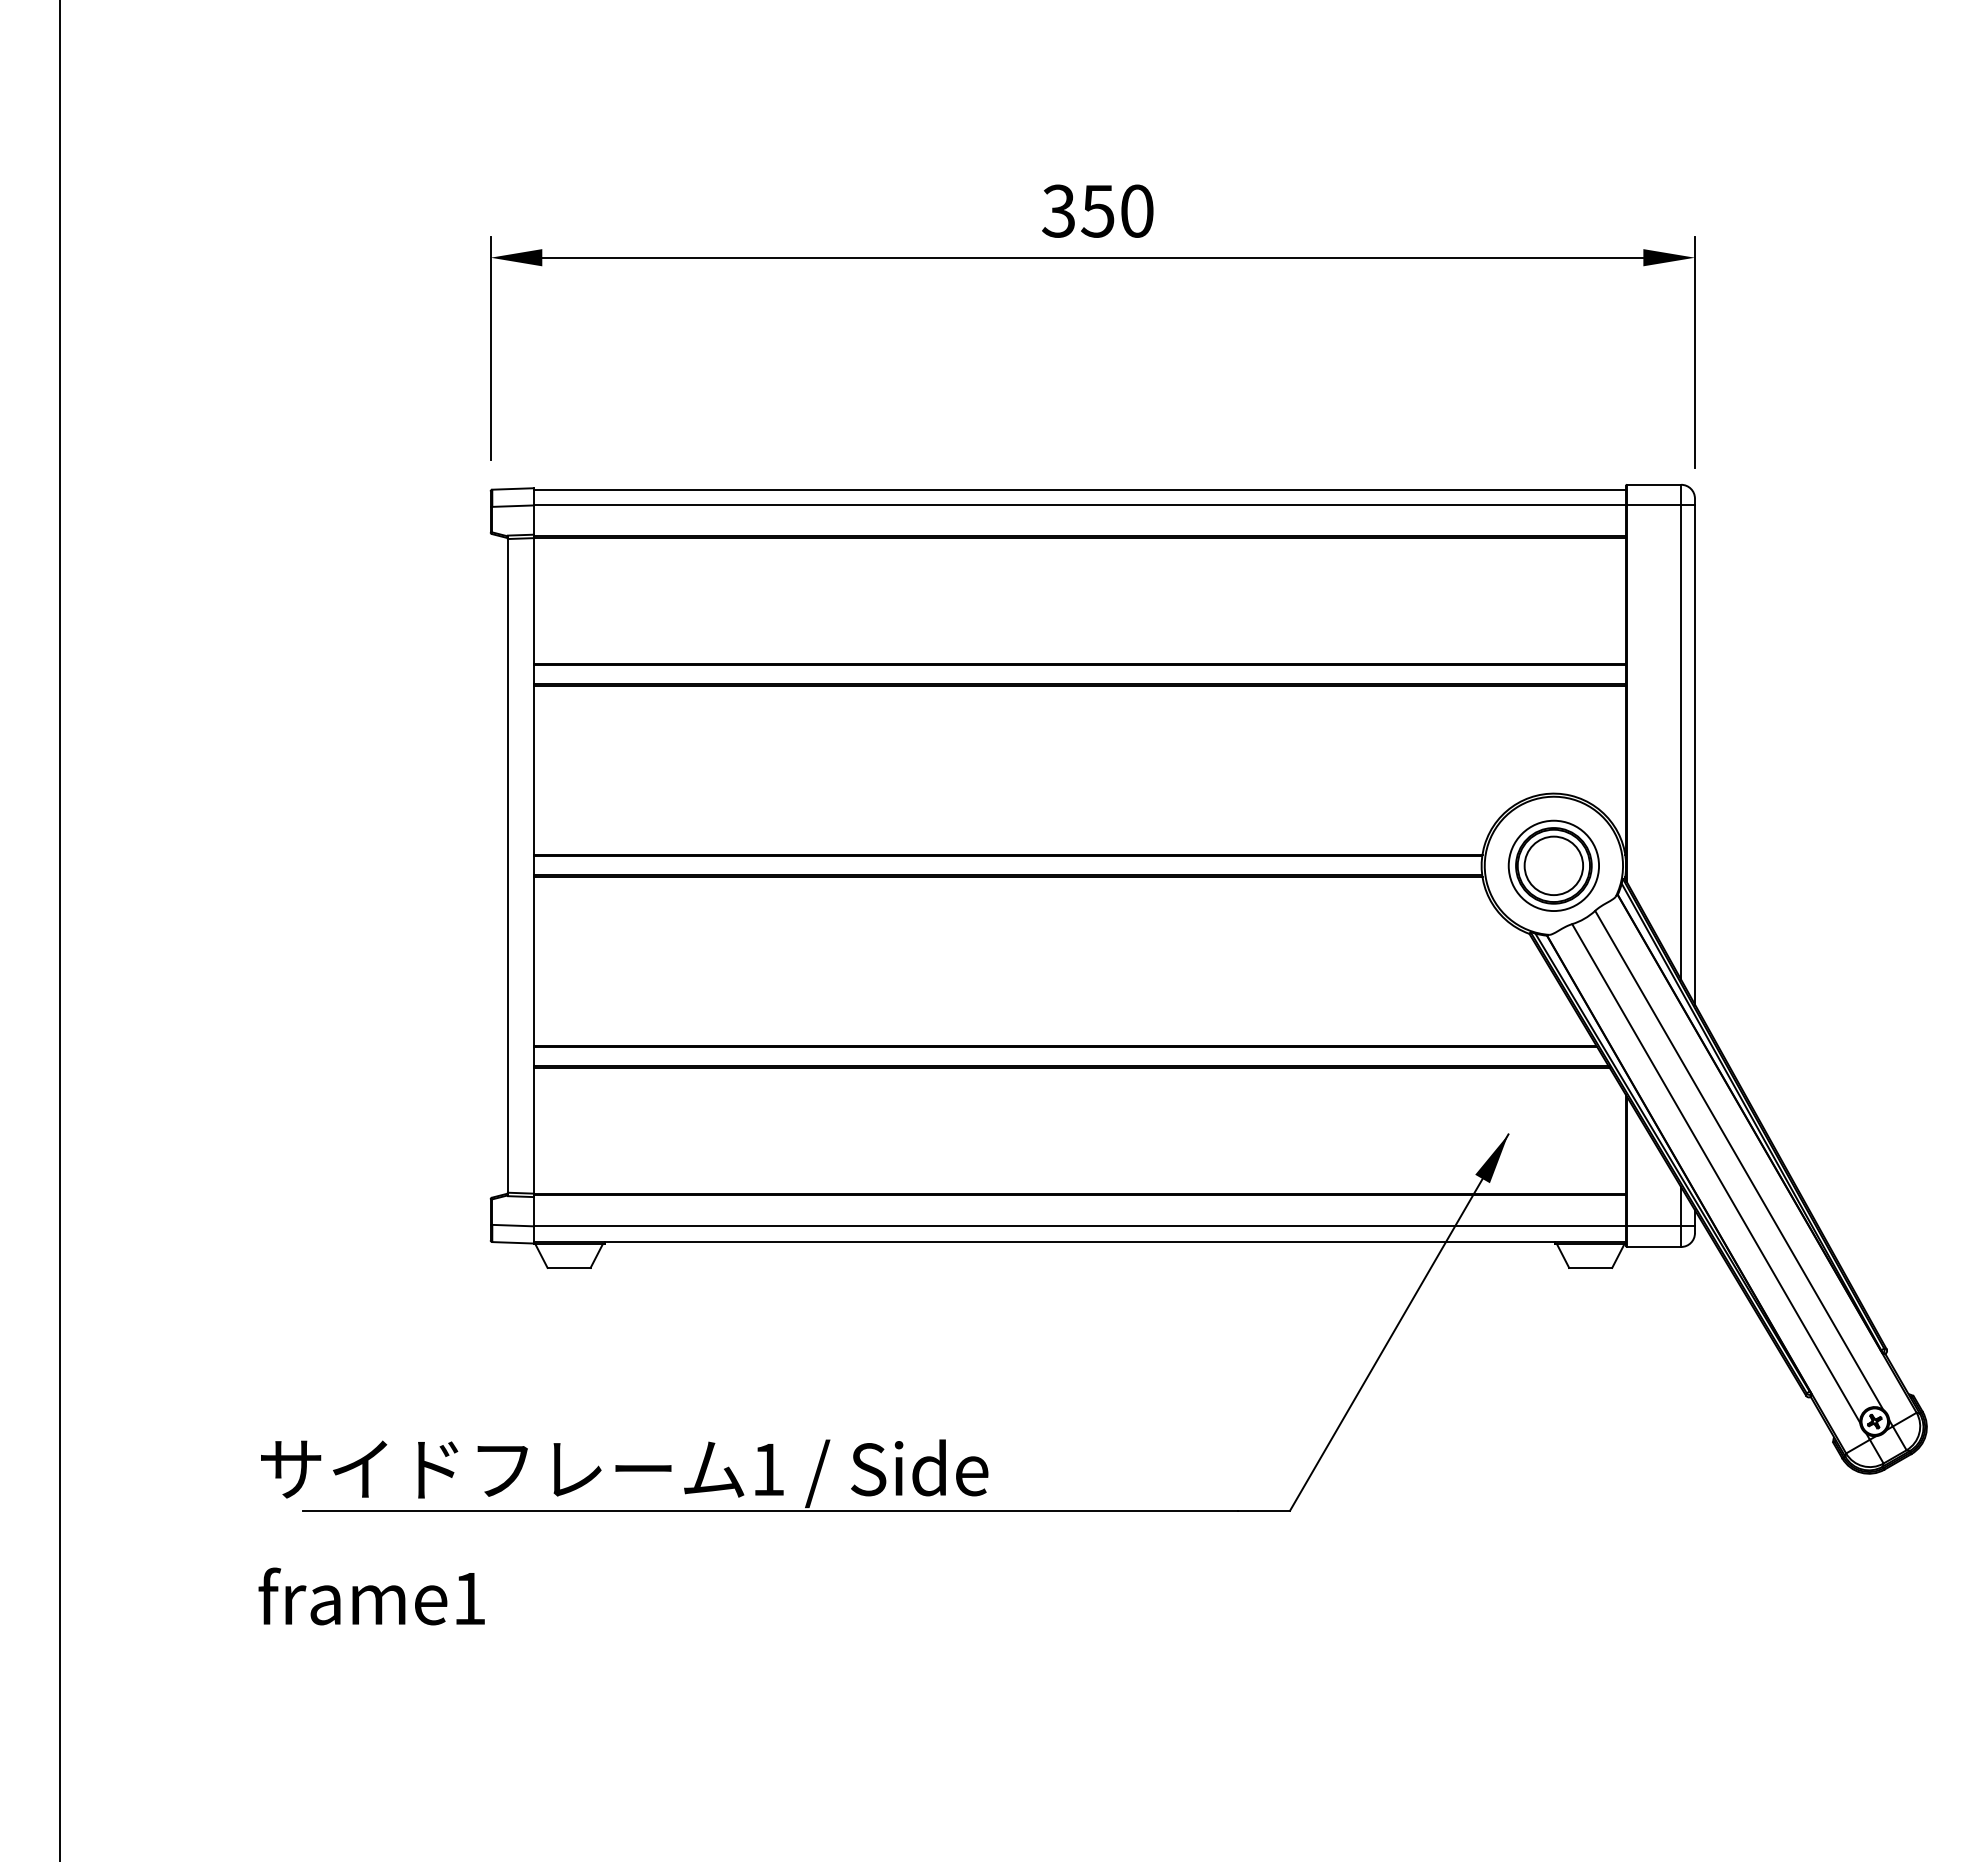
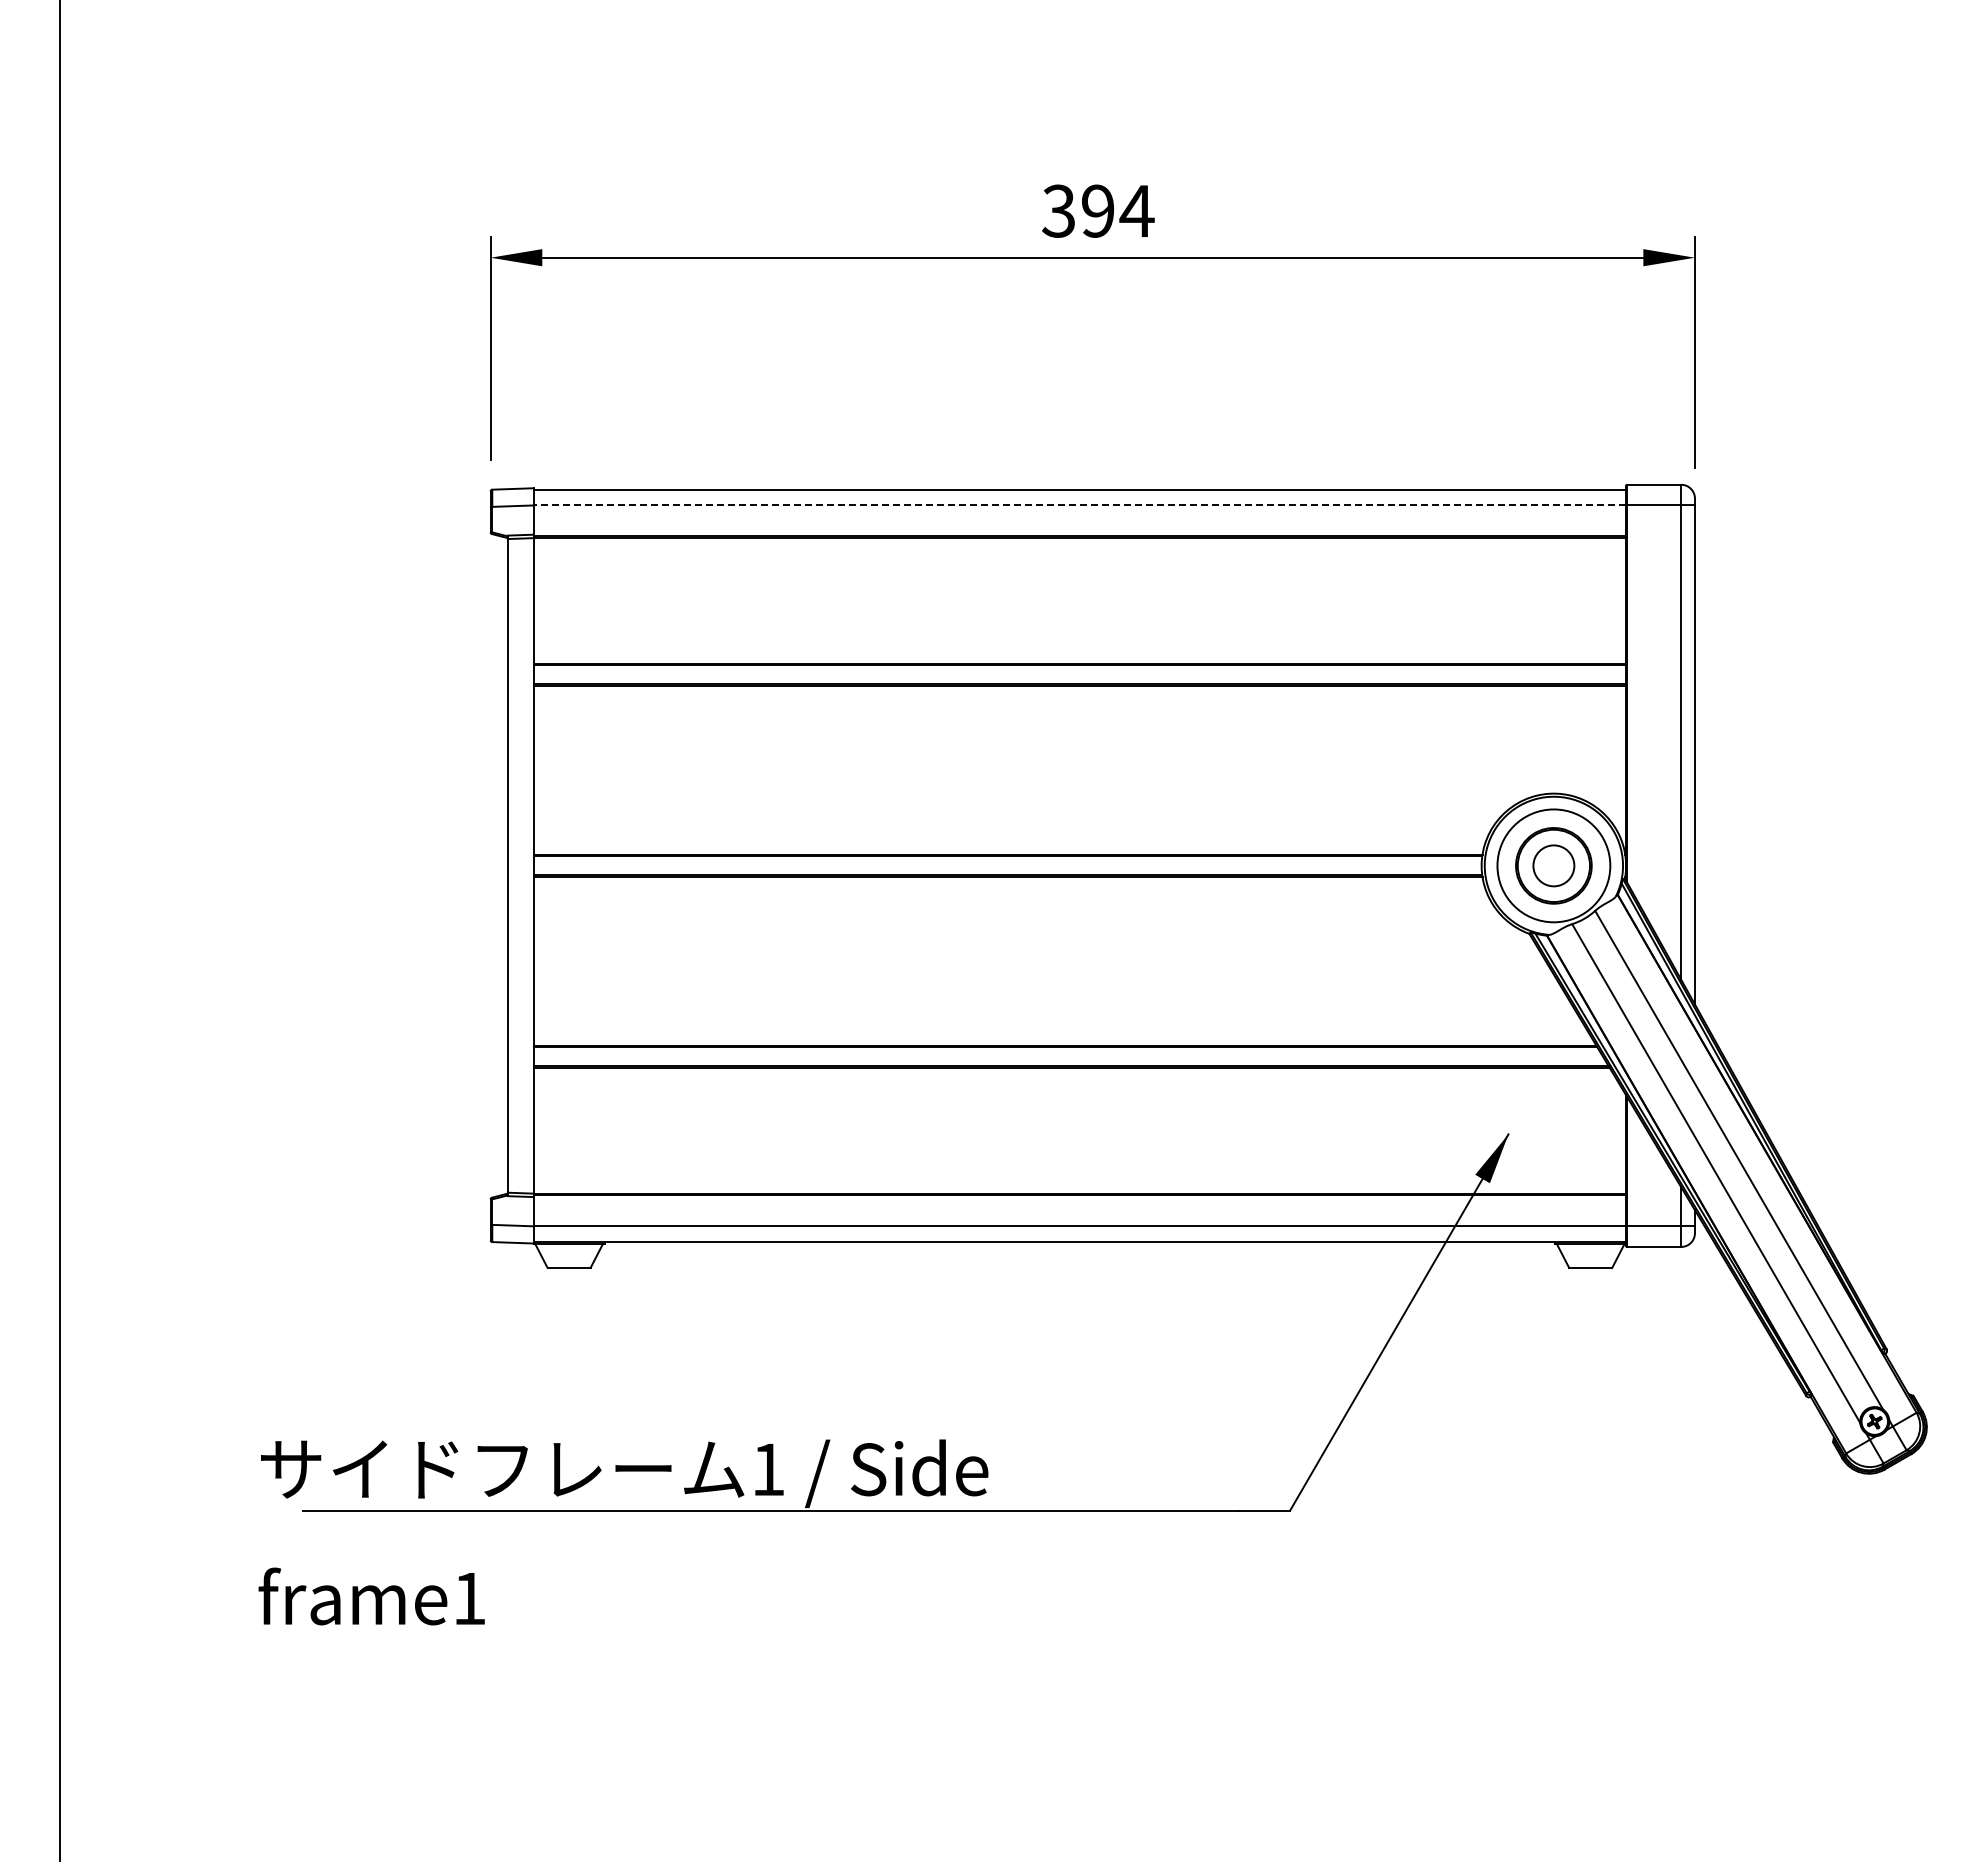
text: 350 -> 394 (1117, 210)
line: solid -> dashed (1079, 505)
circle diameter: 58 px -> 41 px (1553, 865)
circle diameter: 90 px -> 113 px (1553, 865)
